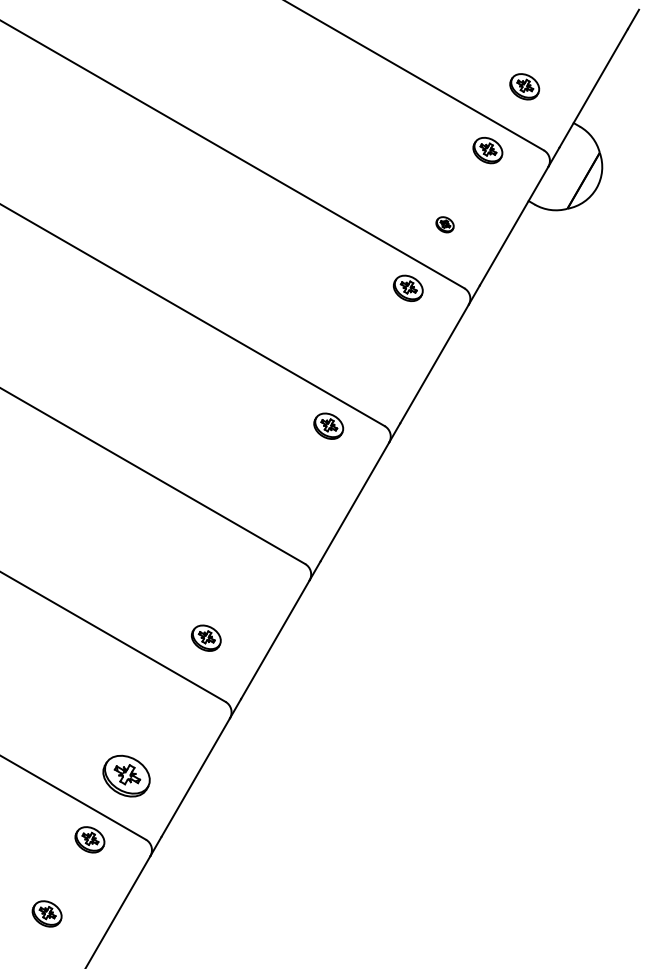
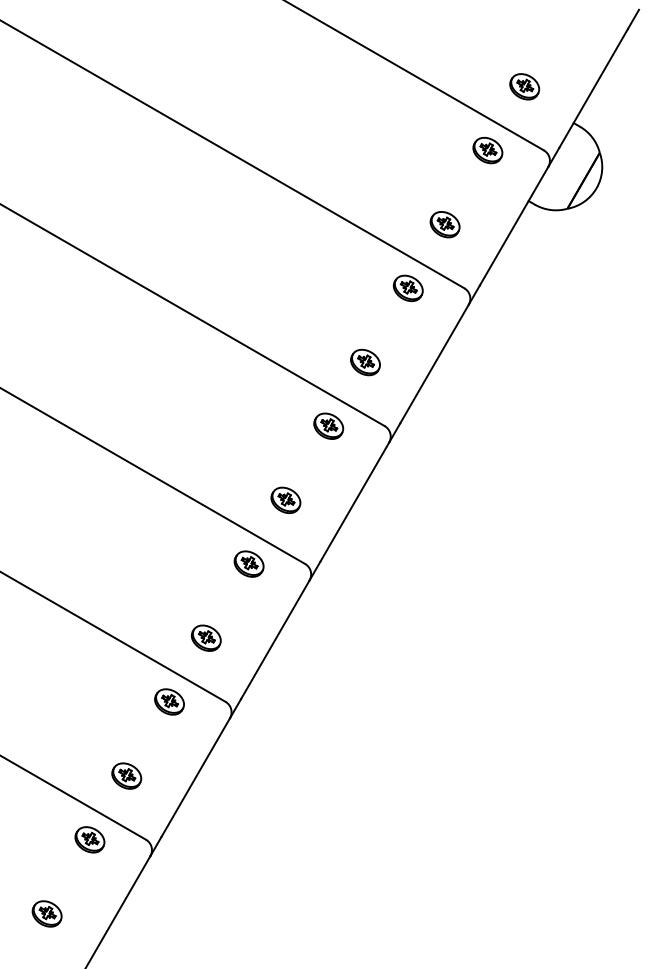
part size: 20x18 px -> 32x28 px (444, 224)
part: none -> present (365, 362)
part: none -> present (285, 499)
part: none -> present (248, 563)
part: none -> present (169, 701)
part size: 49x44 px -> 32x28 px (126, 775)
